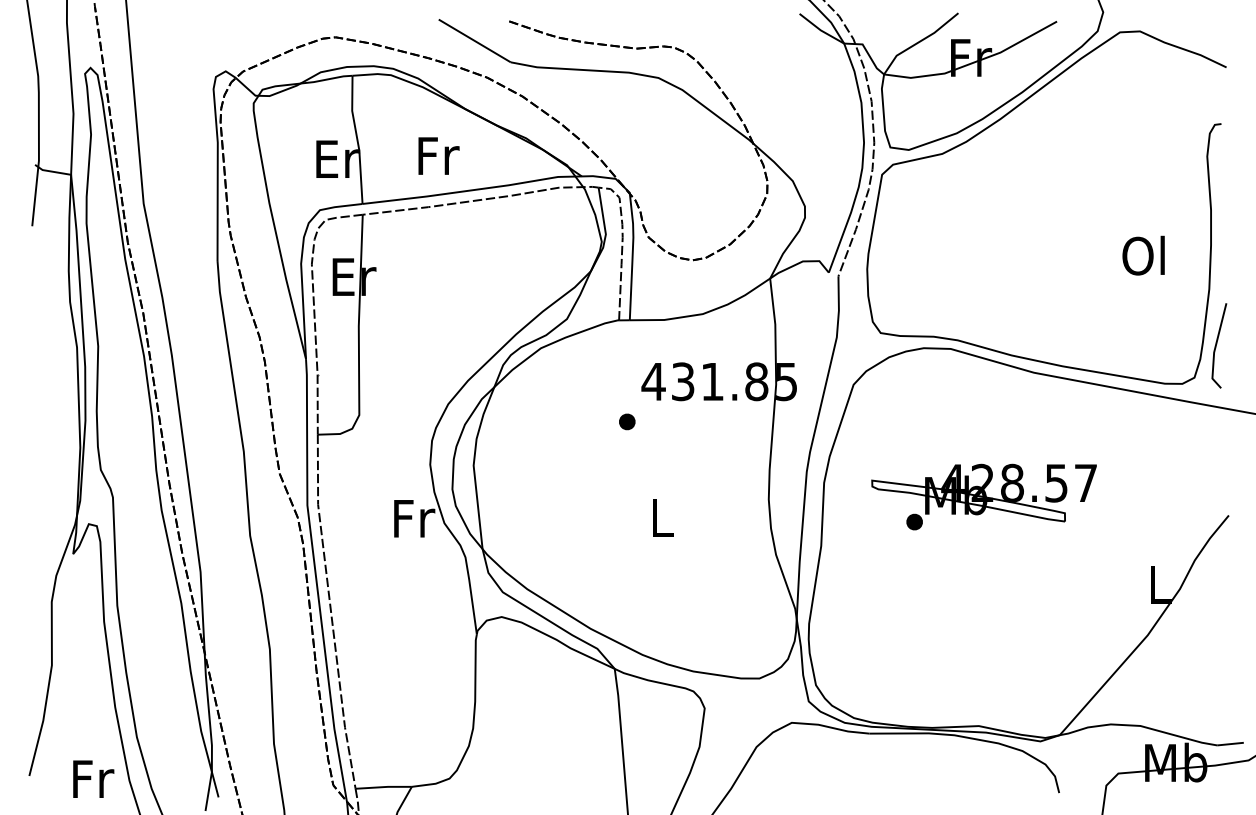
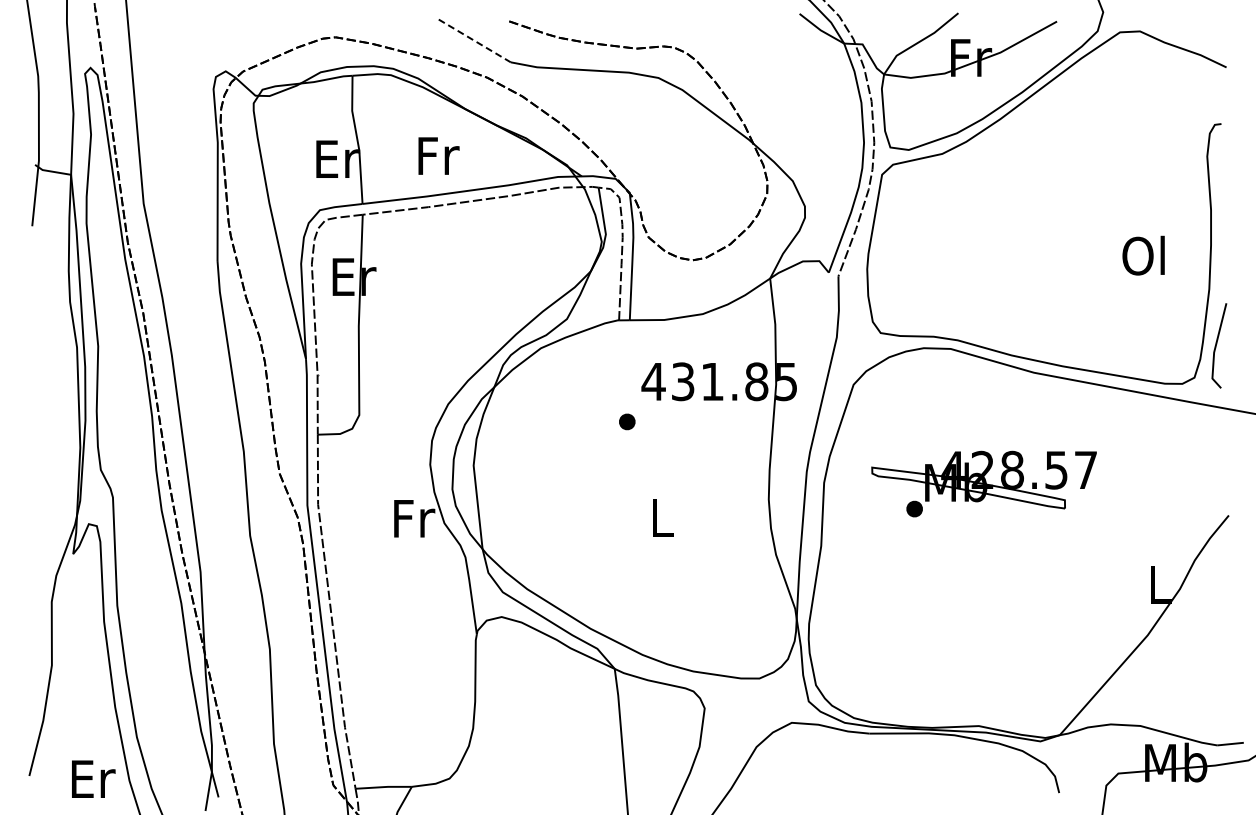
line: solid -> dashed (474, 40)
part position: (983, 496) -> (983, 483) (983, 483)
text: Fr -> Er (93, 778)
